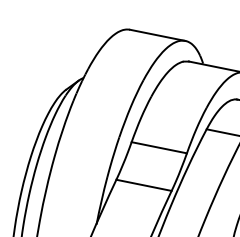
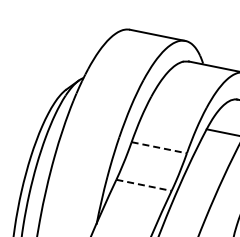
line: solid -> dashed (159, 147)
line: solid -> dashed (144, 185)
